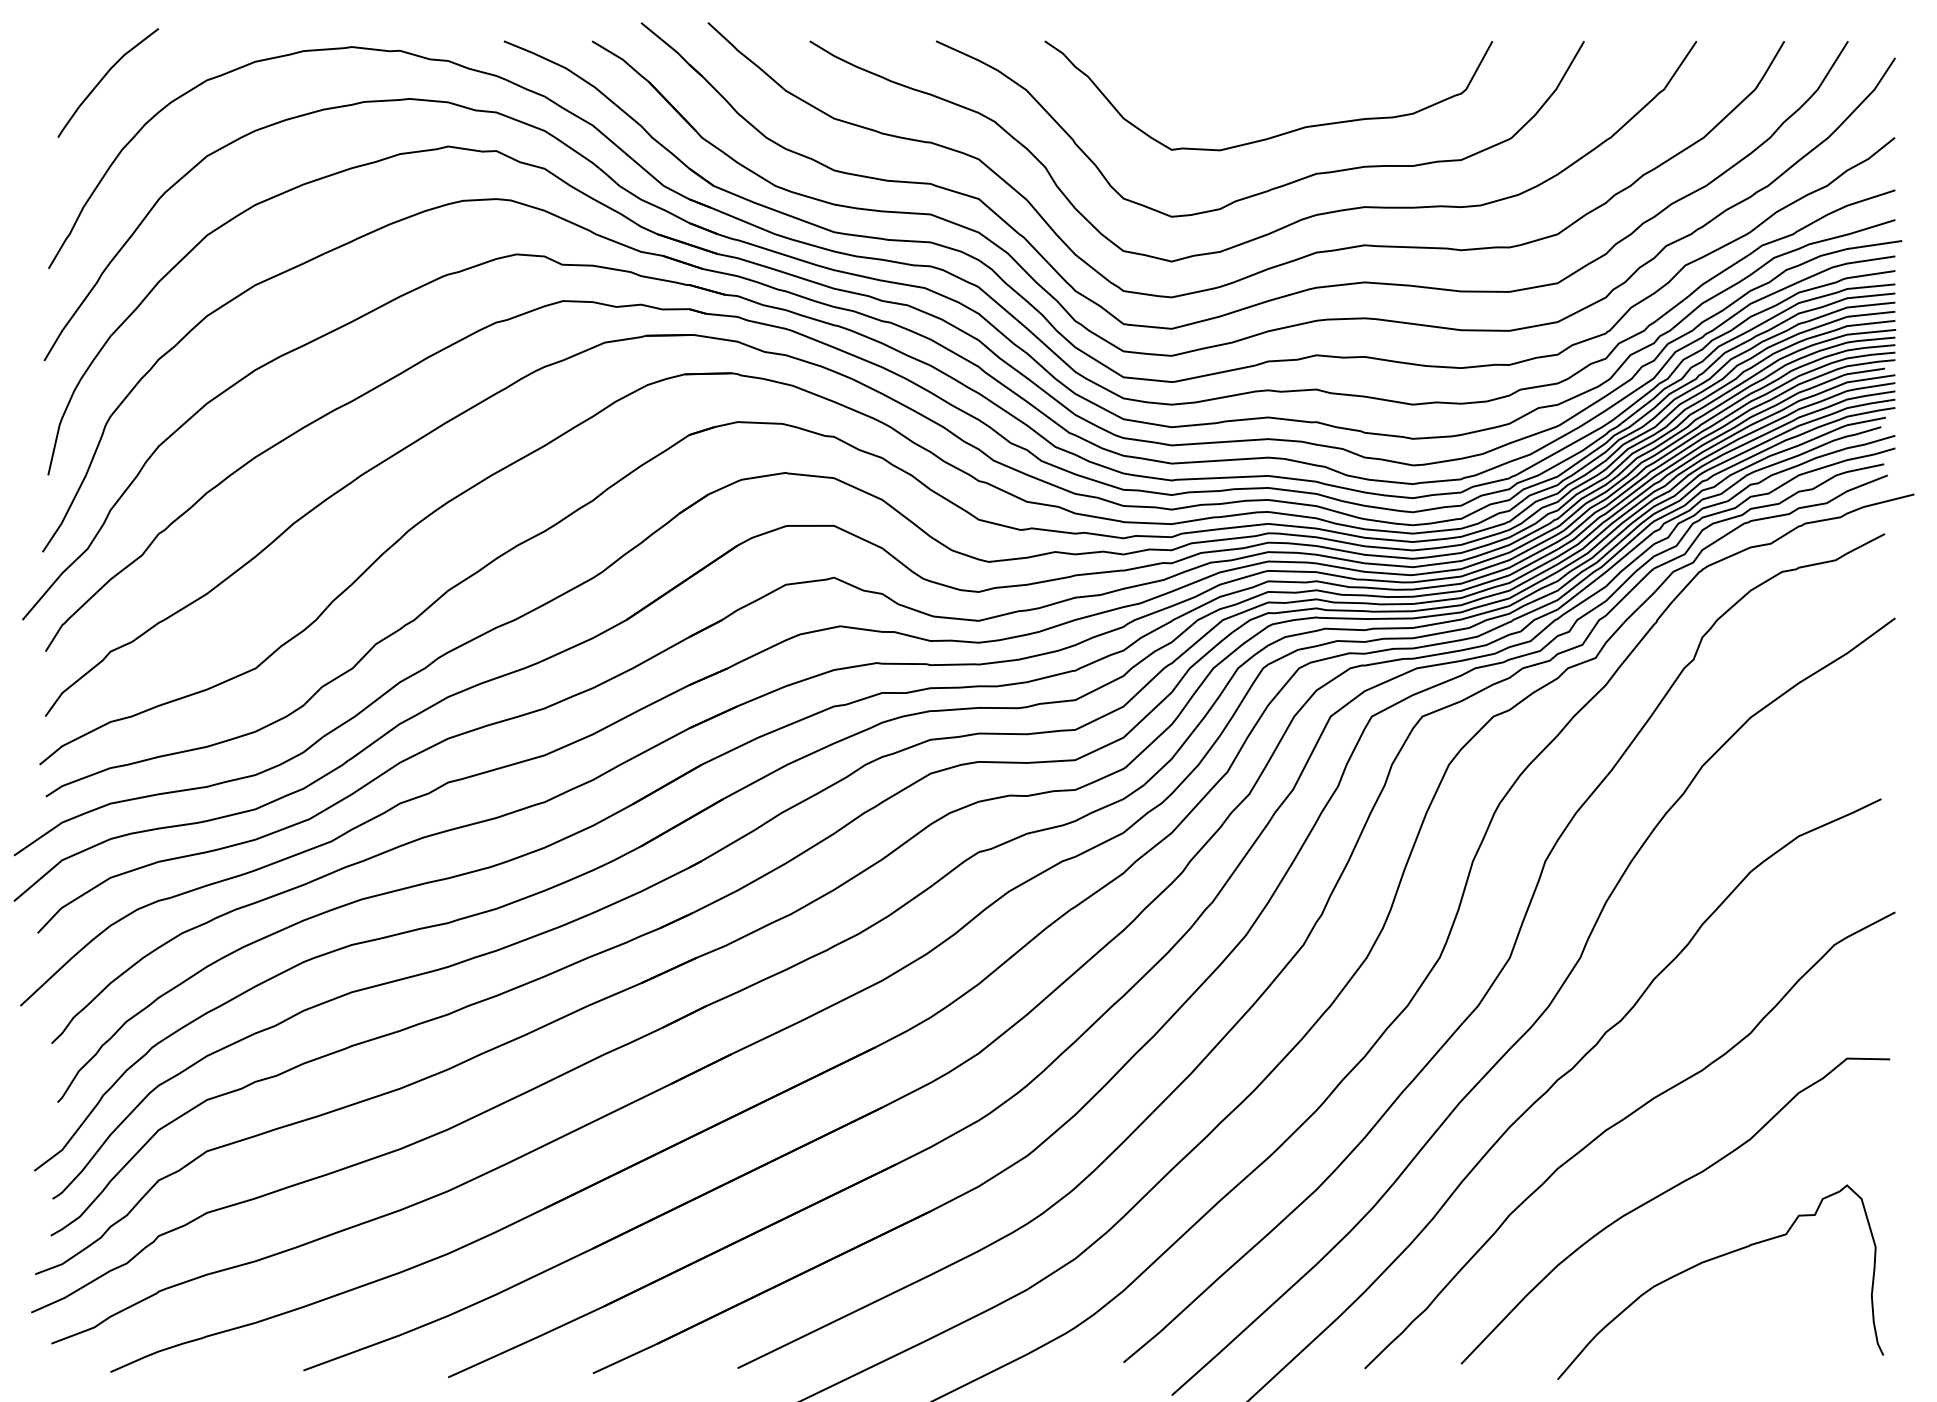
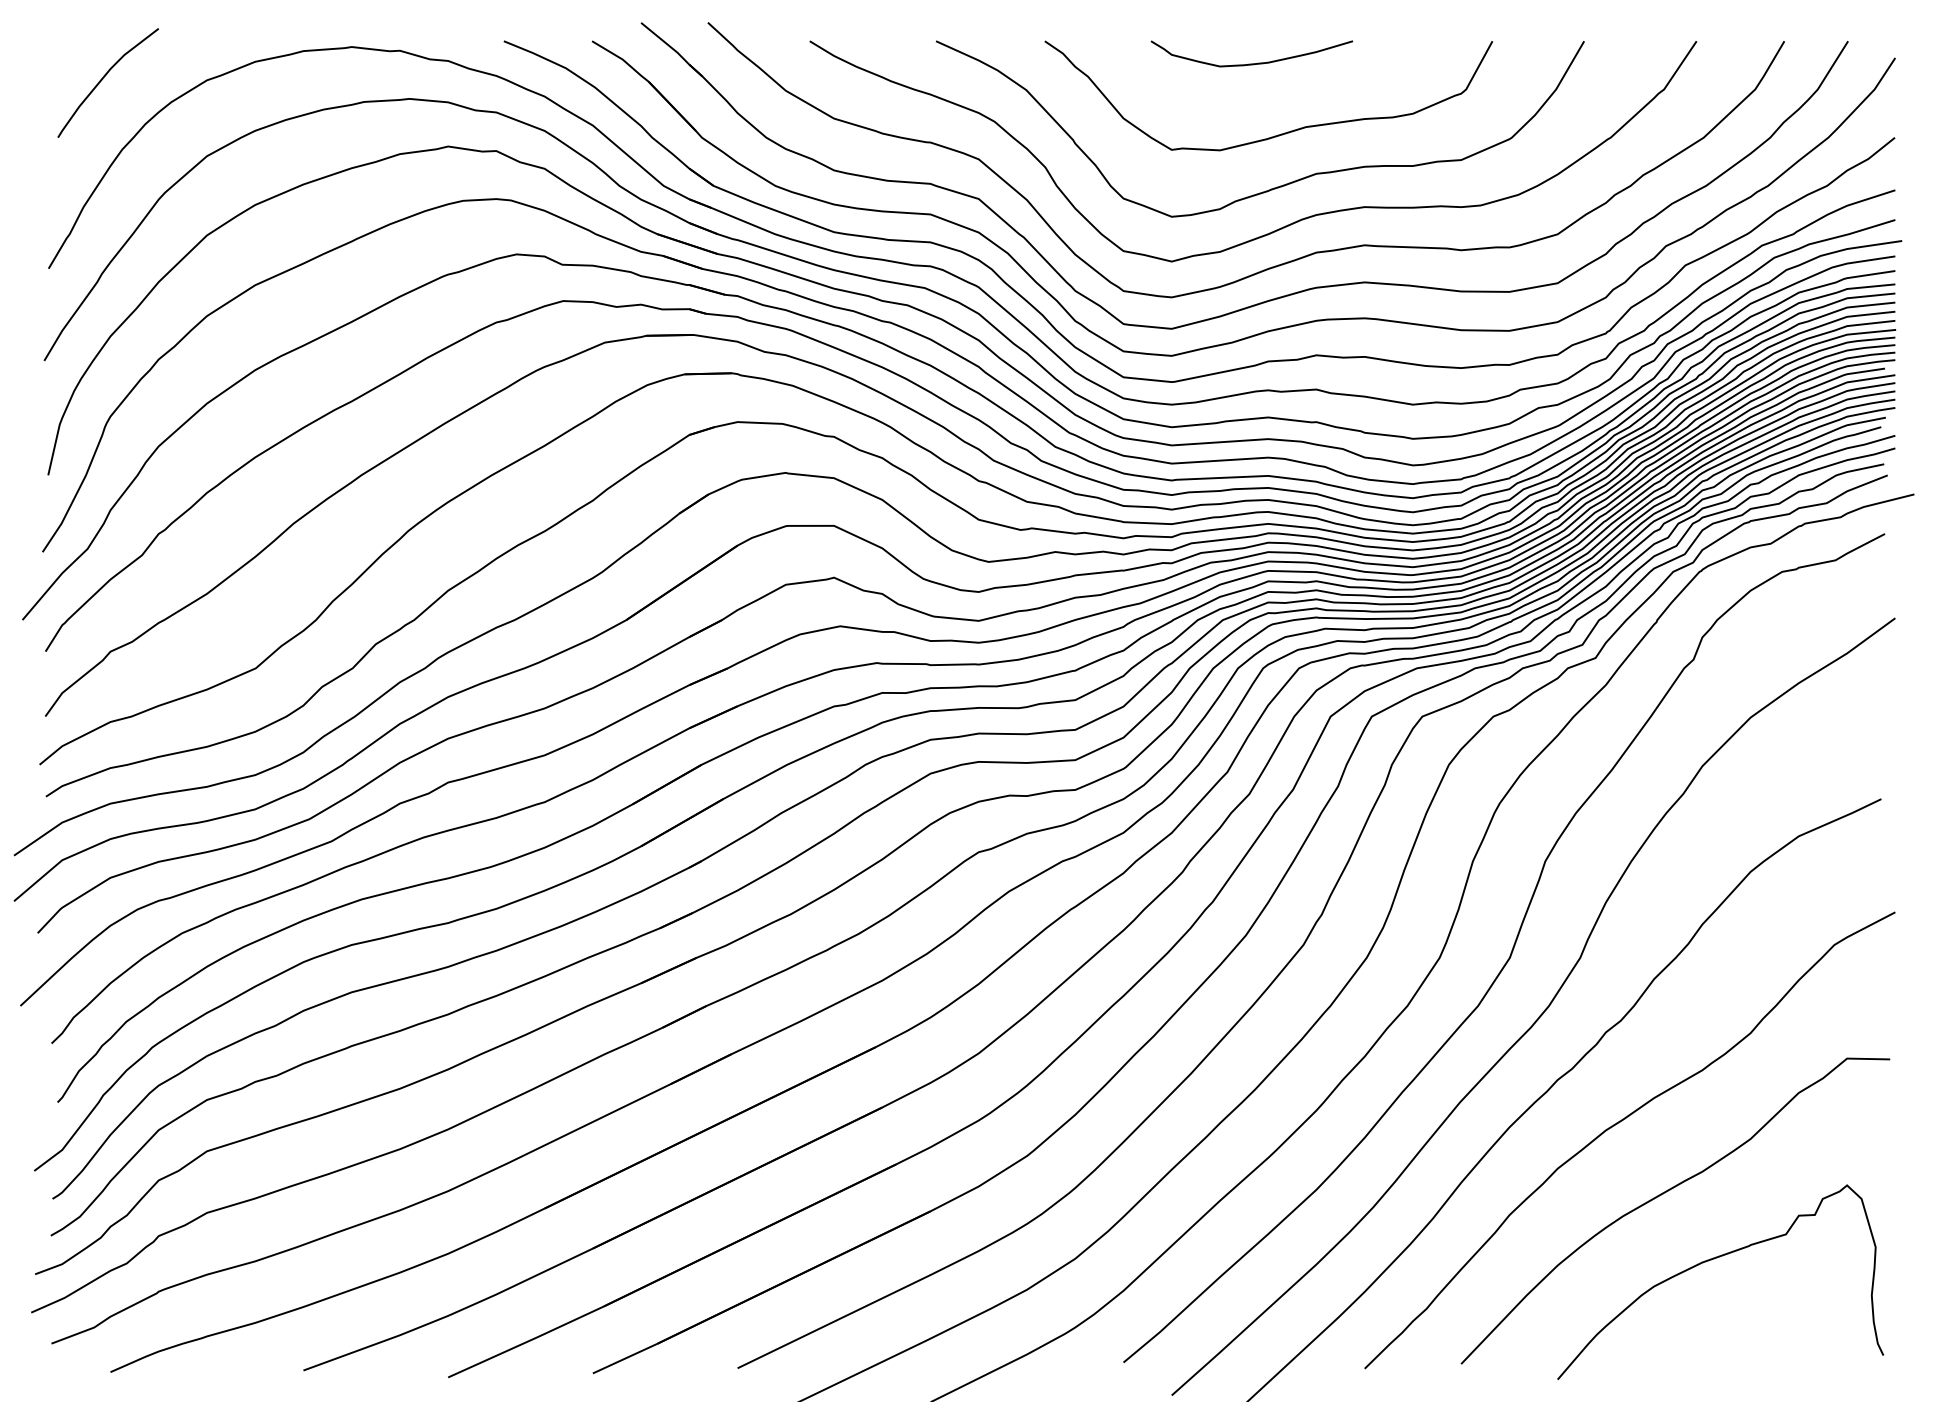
curve: none -> present (1251, 63)
